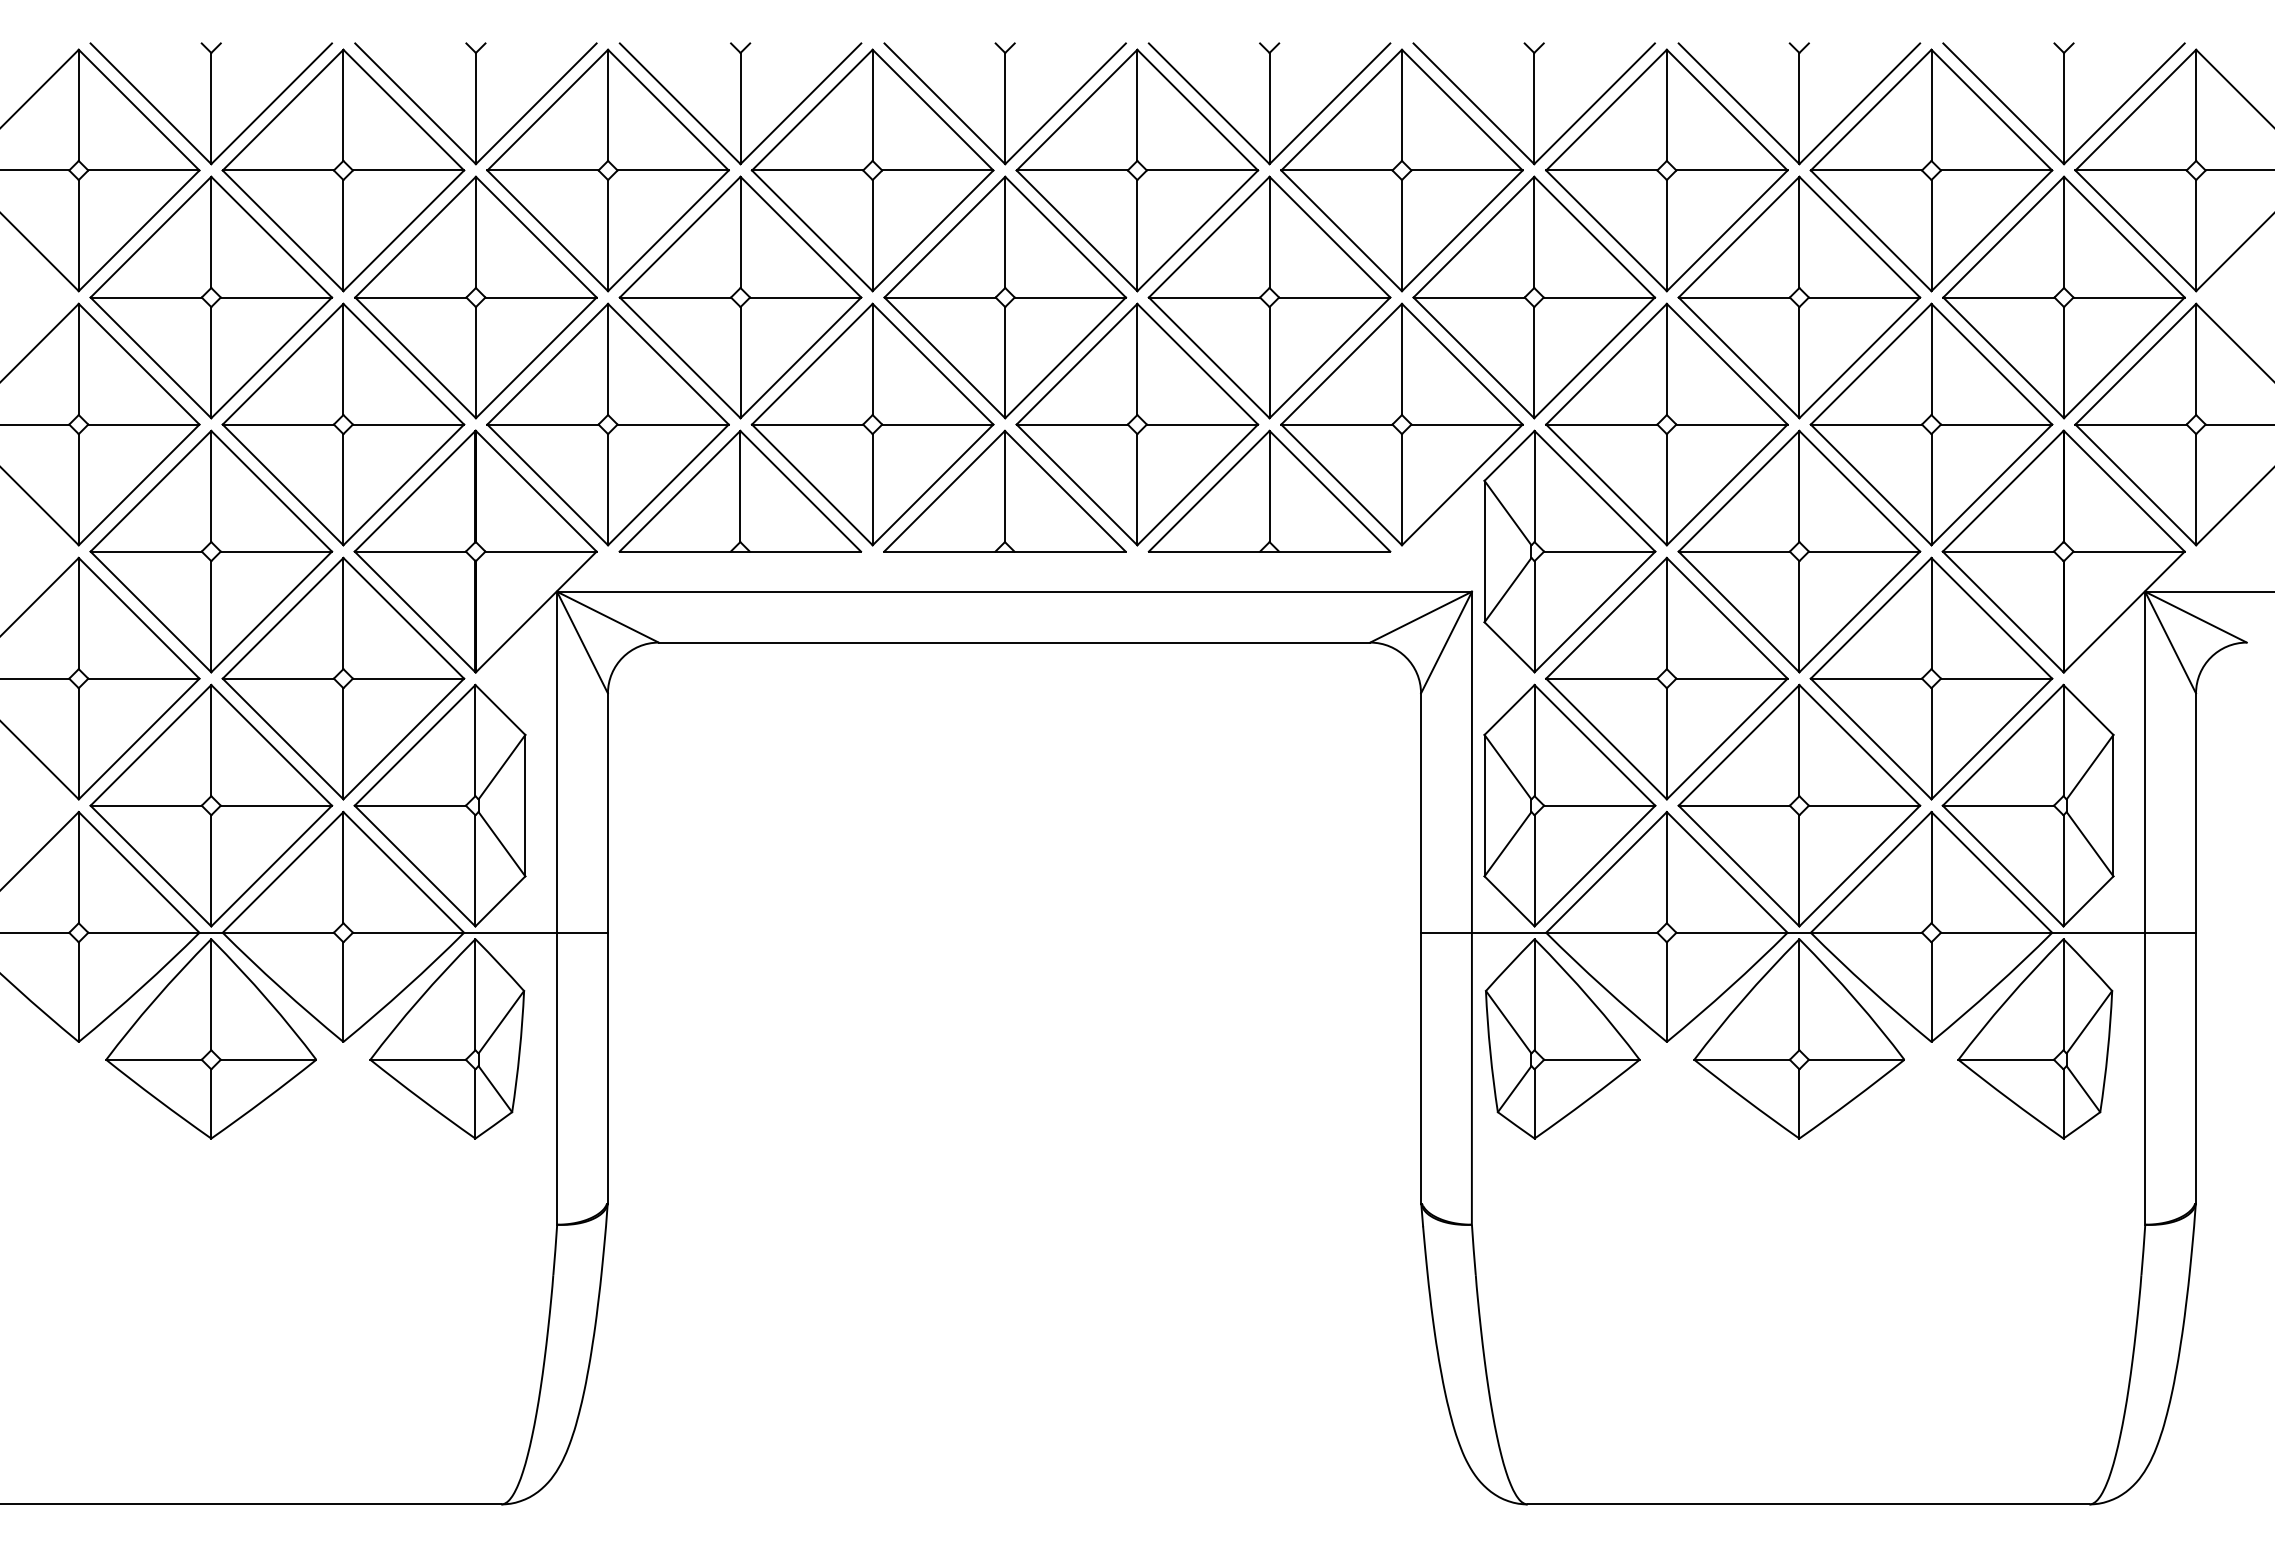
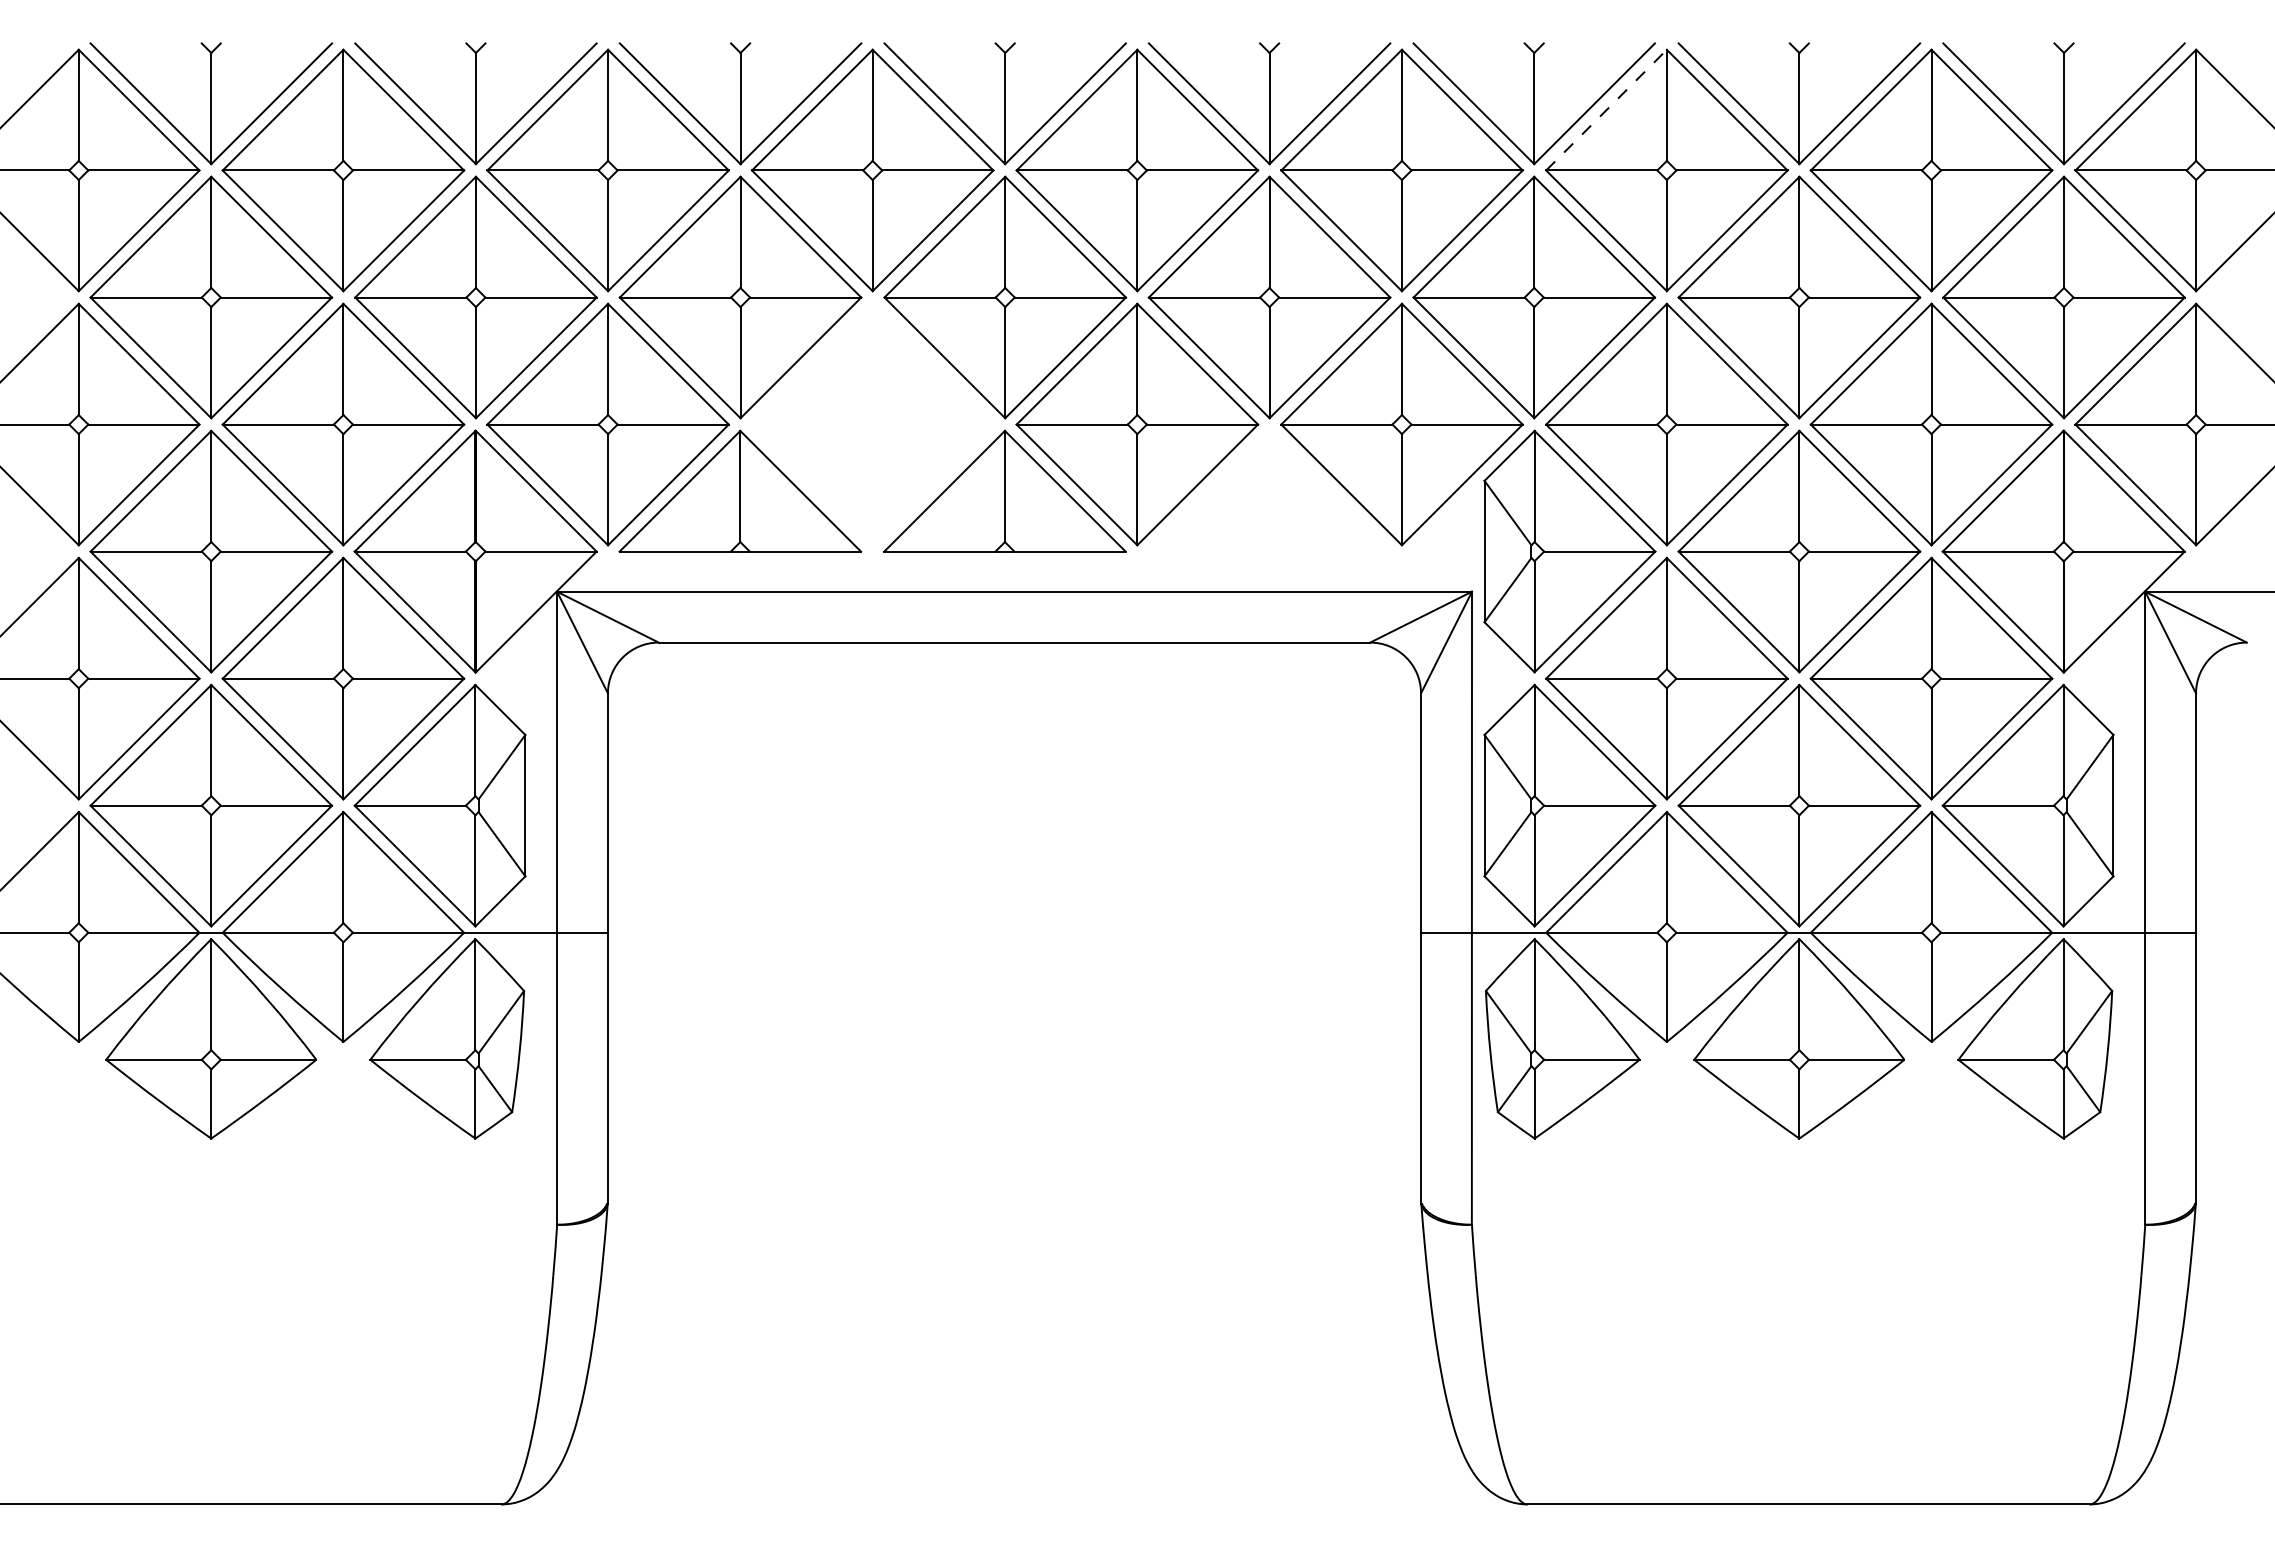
line: solid -> dashed (1606, 109)
part: present -> none (872, 424)
part: present -> none (1269, 490)
